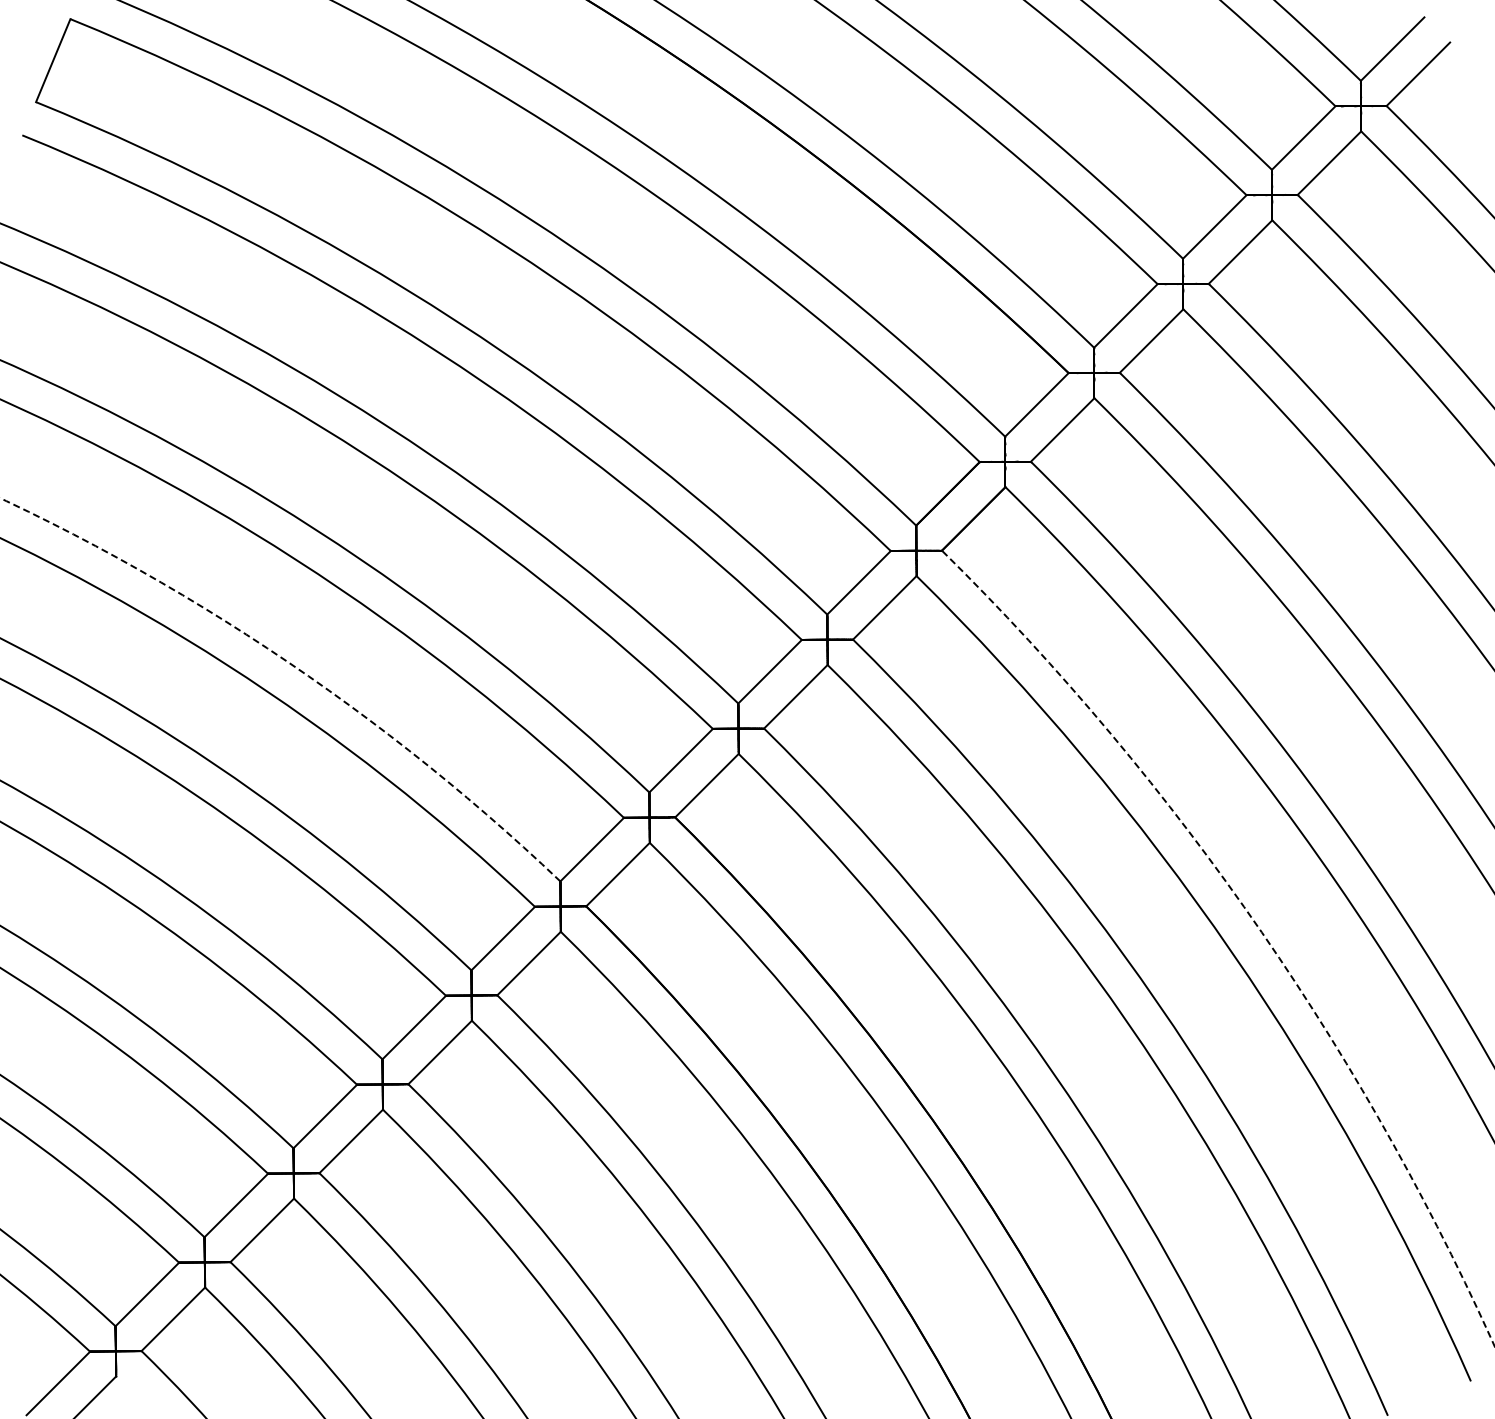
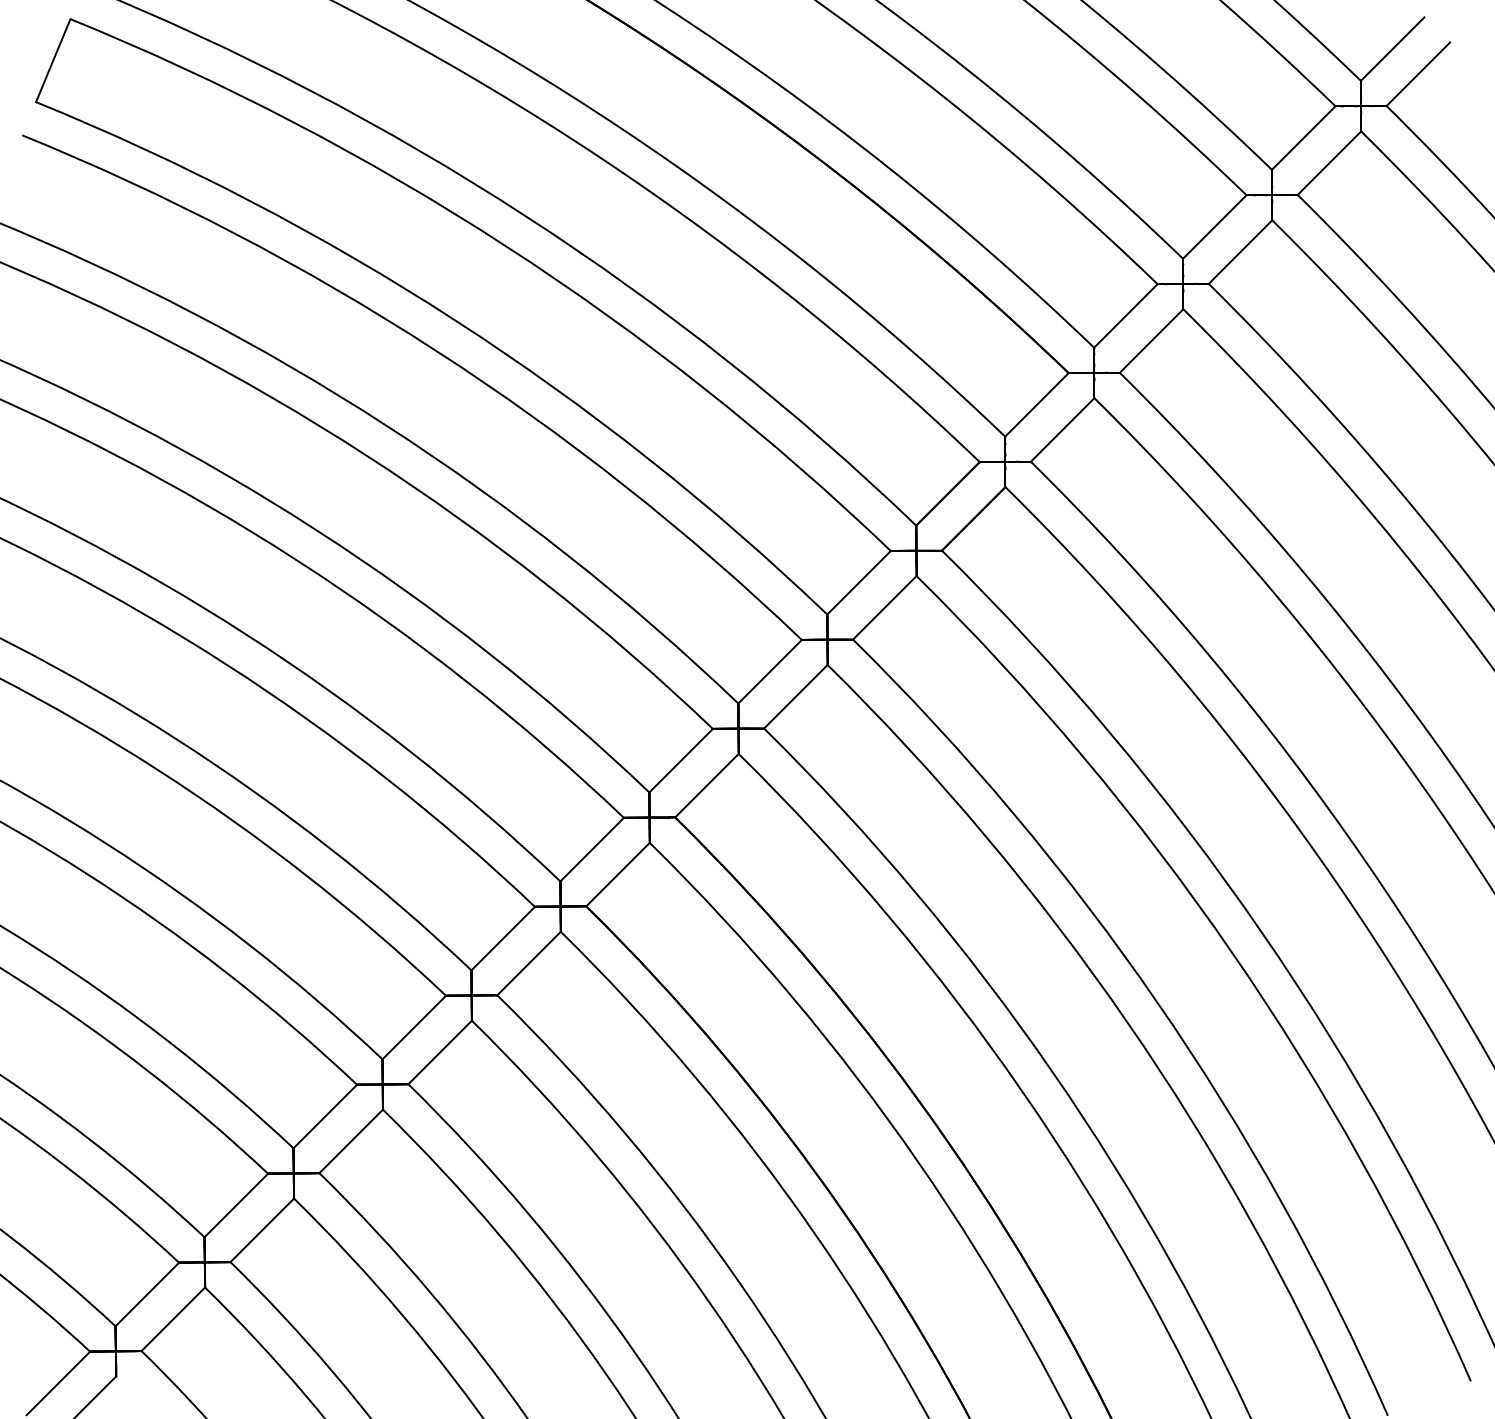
arc: dashed -> solid (297, 668)
arc: dashed -> solid (1255, 922)
